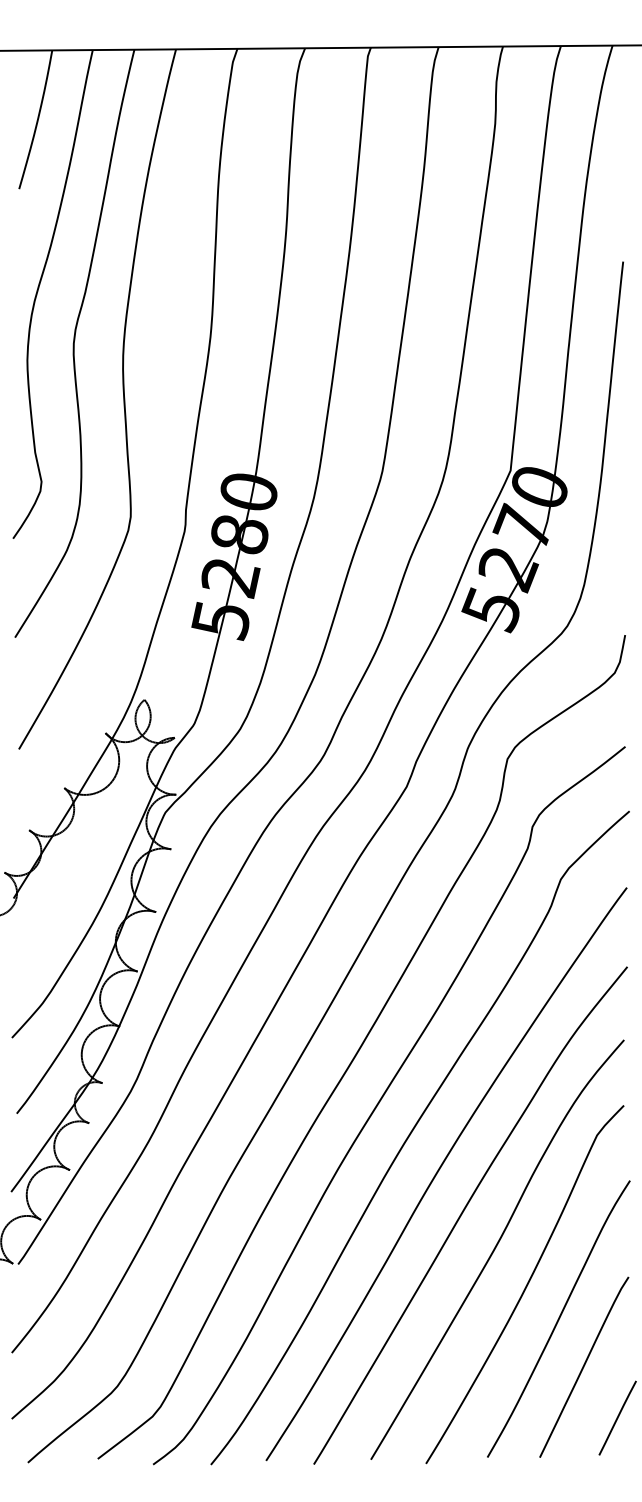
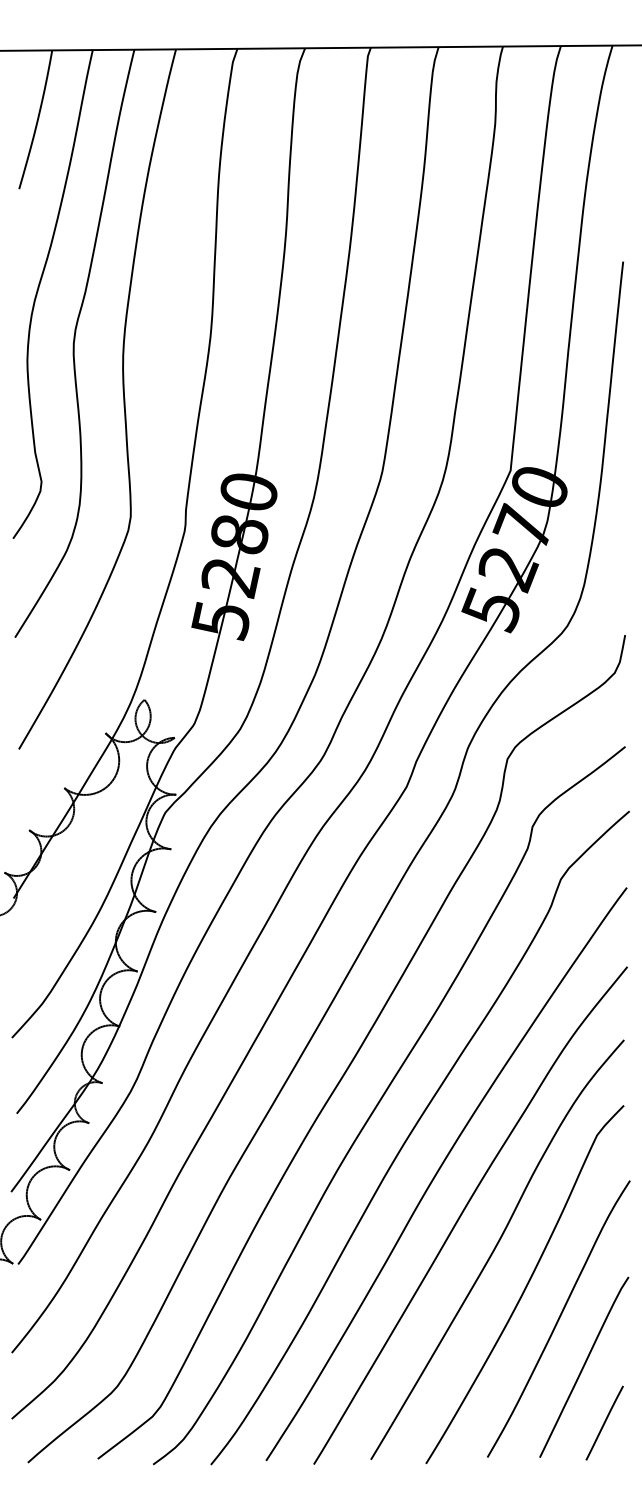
line position: (617, 1417) -> (604, 1422) (604, 1422)
